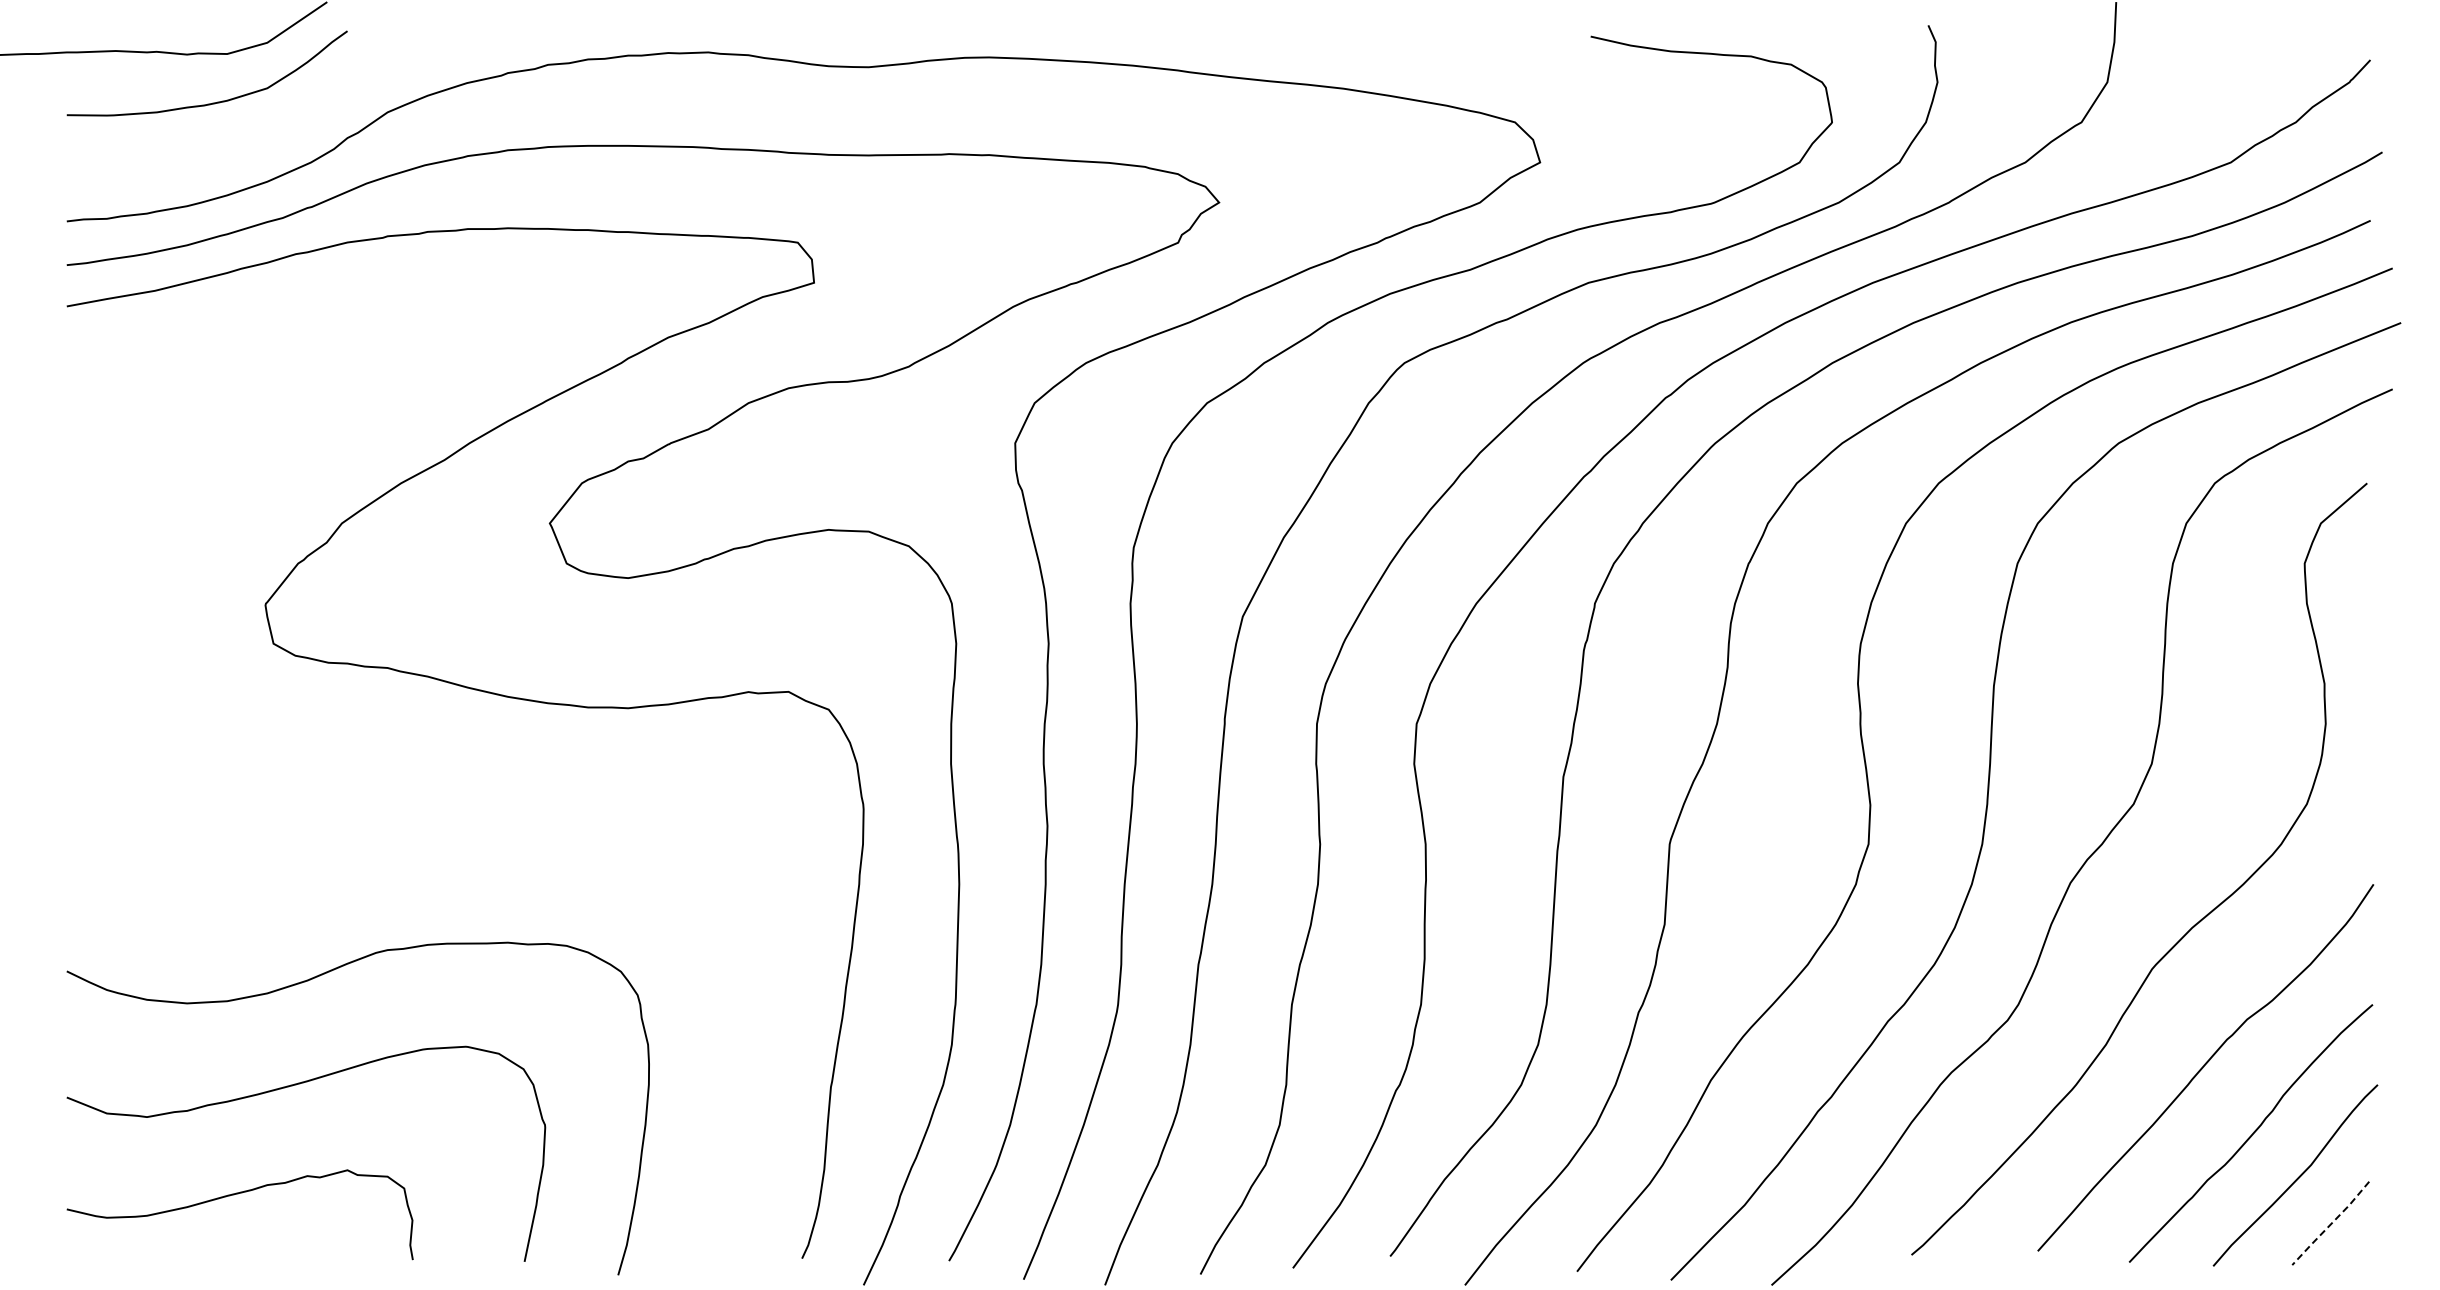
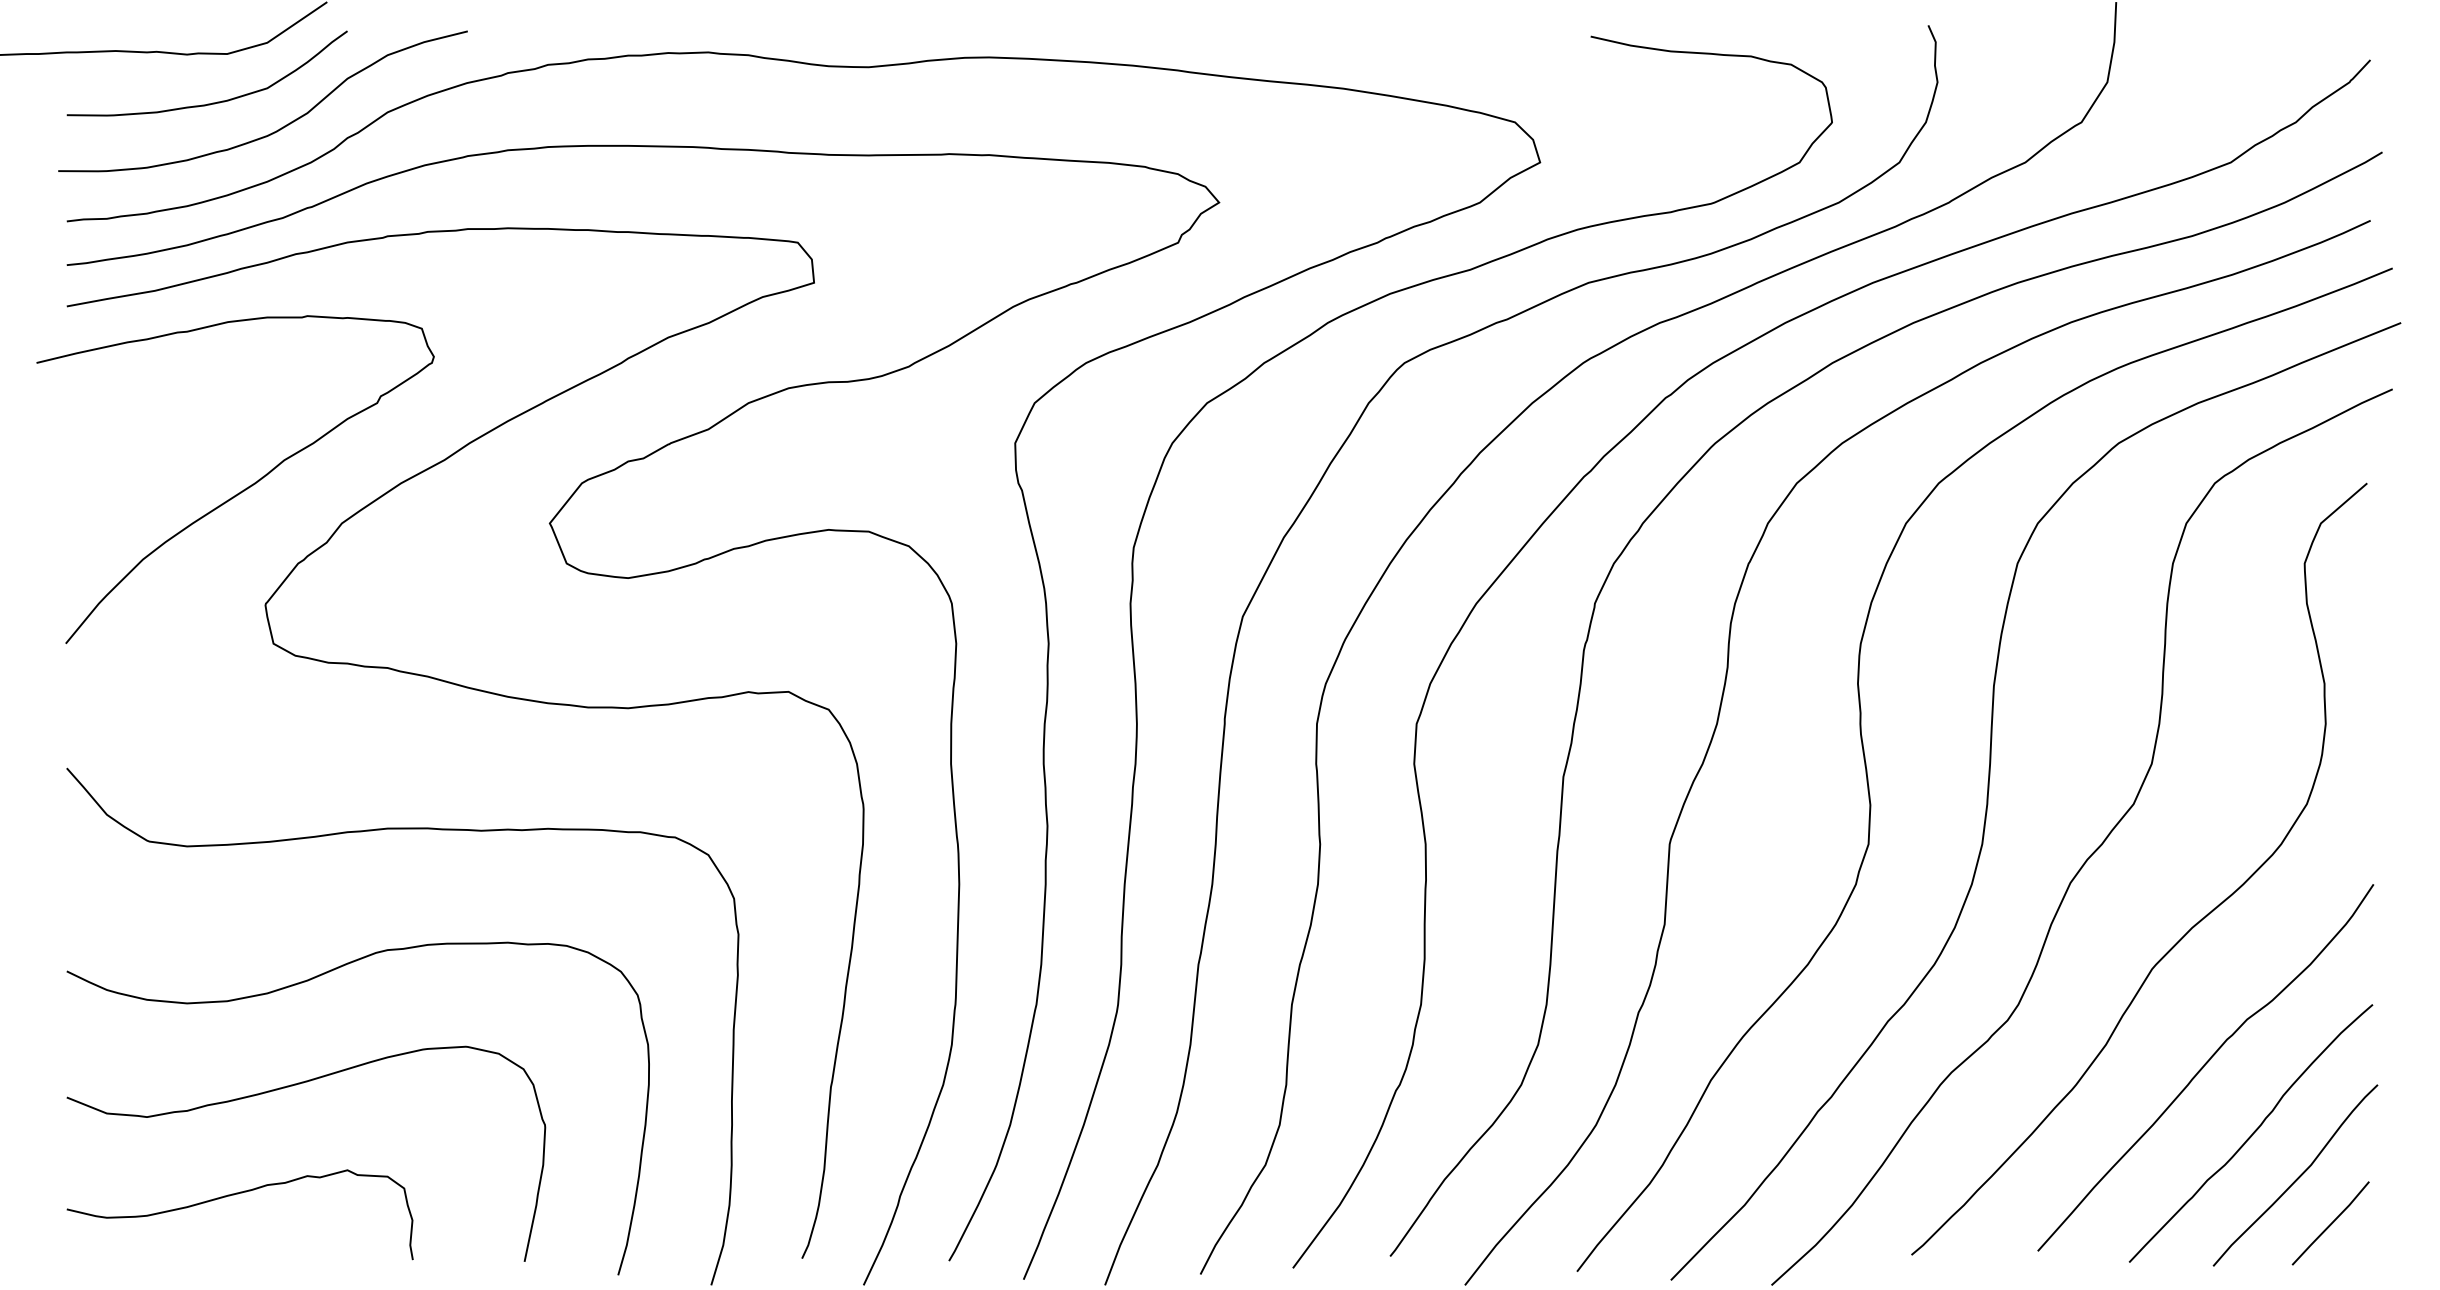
curve: none -> present (279, 128)
curve: none -> present (243, 489)
curve: none -> present (402, 829)
line: dashed -> solid (2330, 1224)
